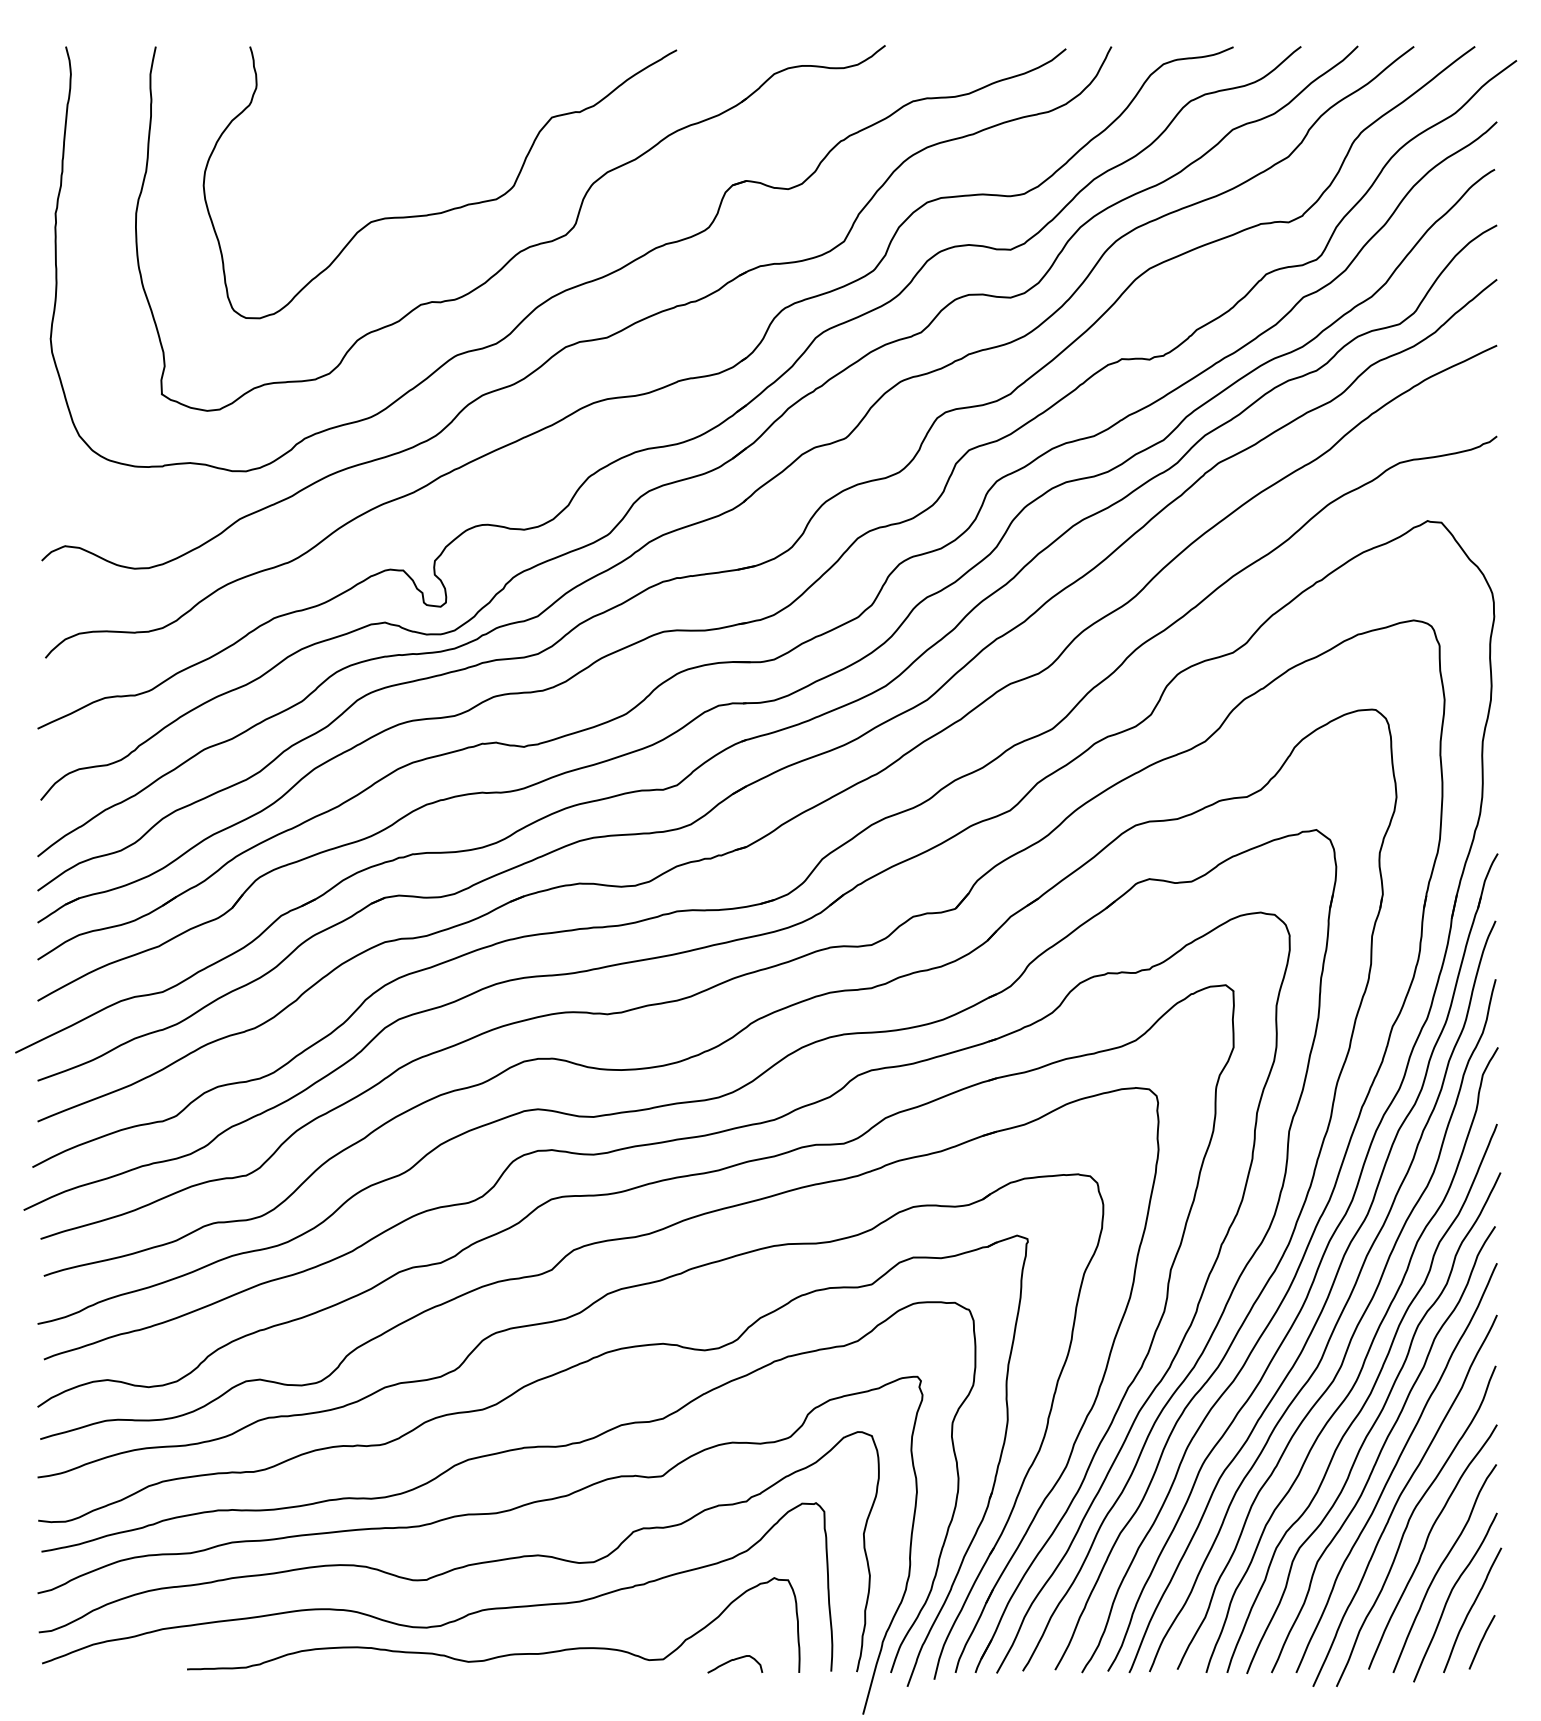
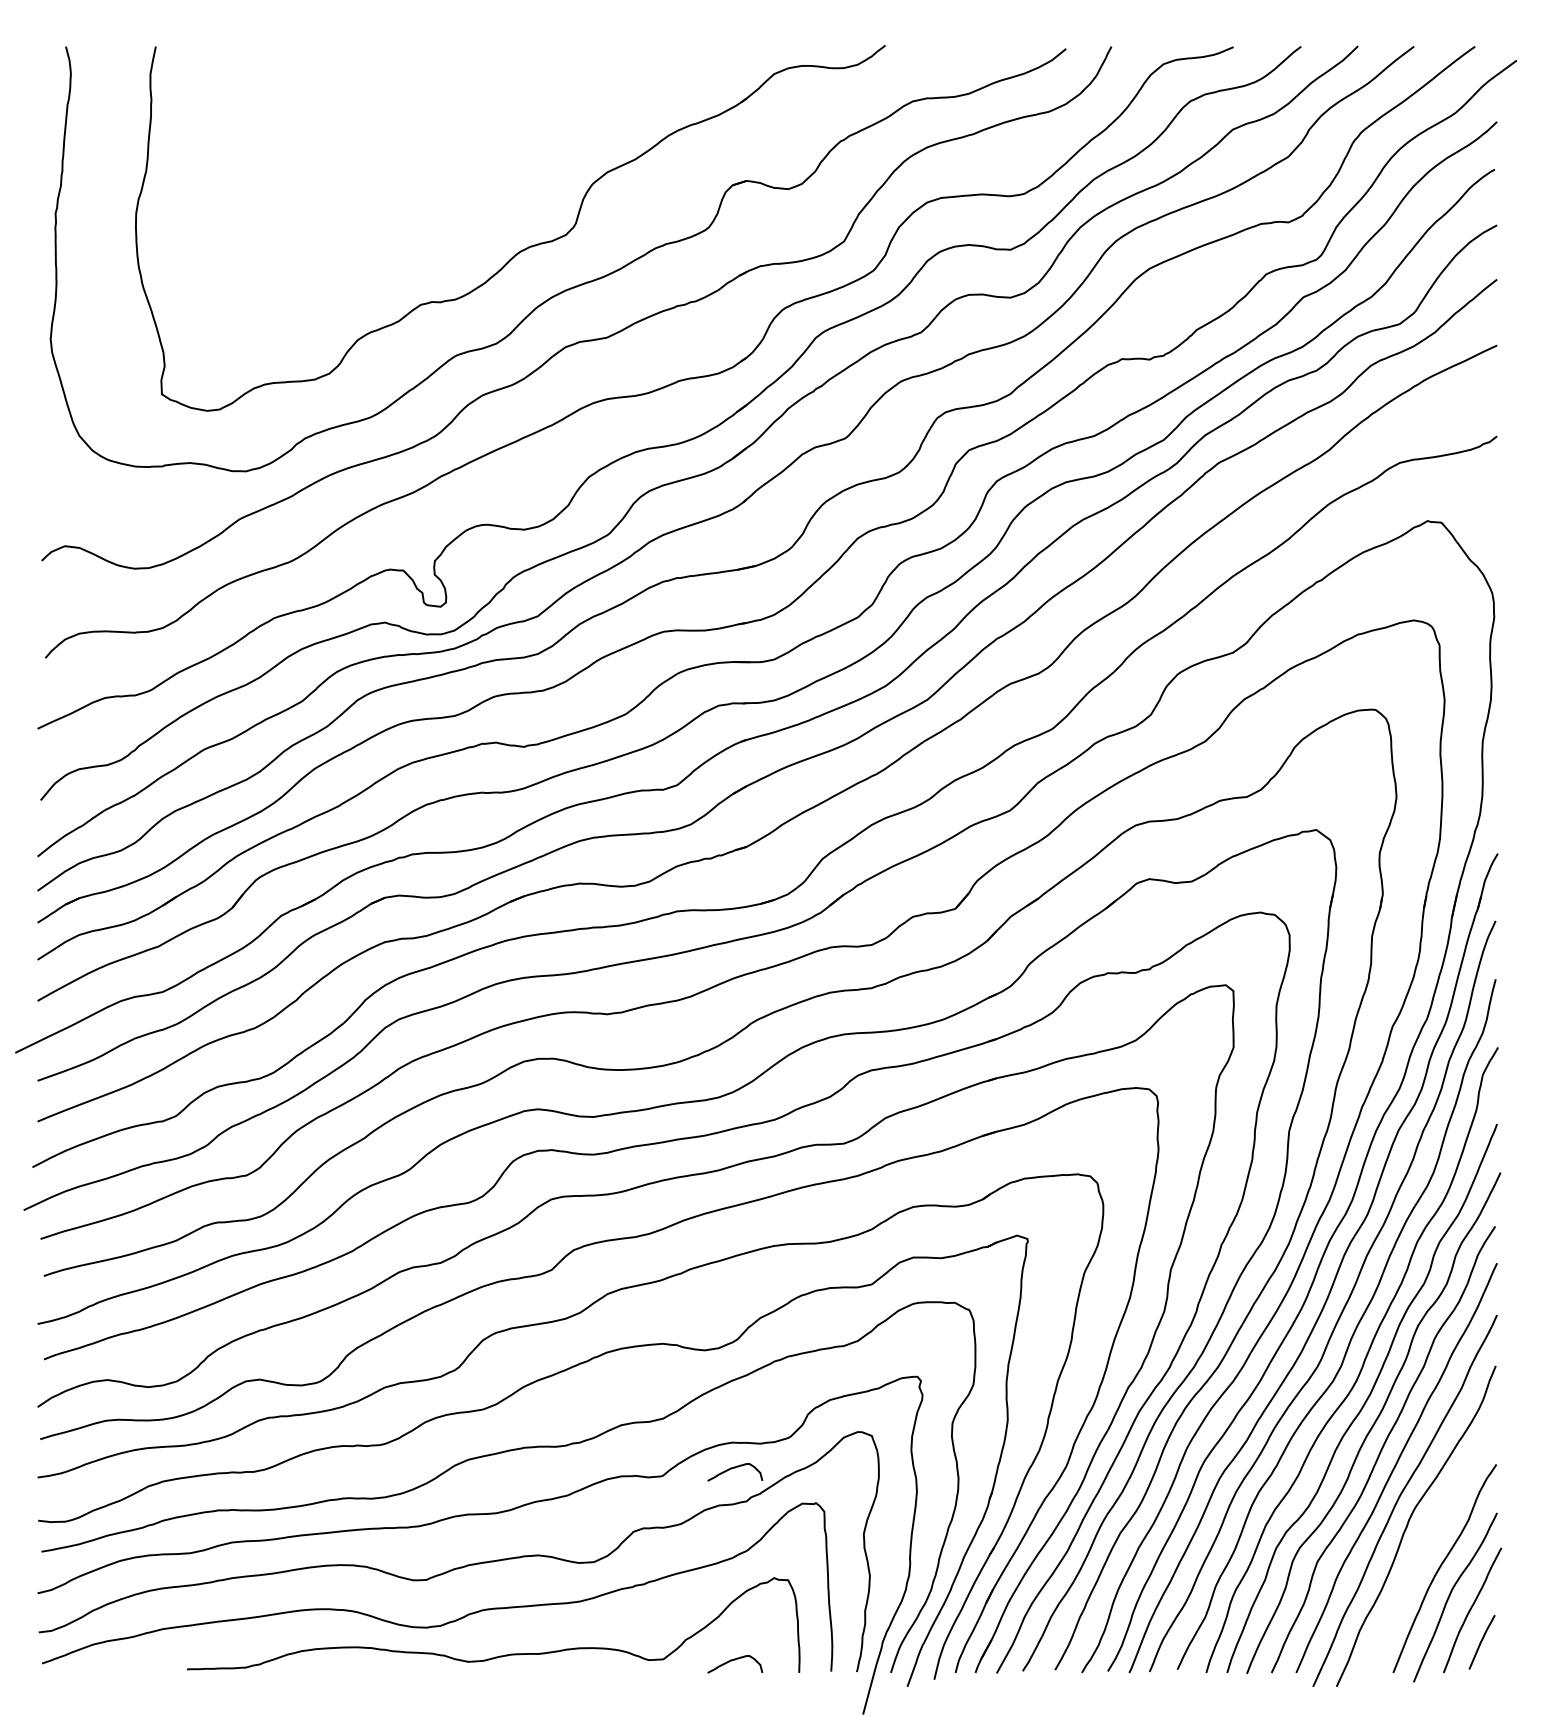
curve: present -> none (448, 209)
curve: none -> present (735, 1468)
curve: present -> none (1426, 1545)
